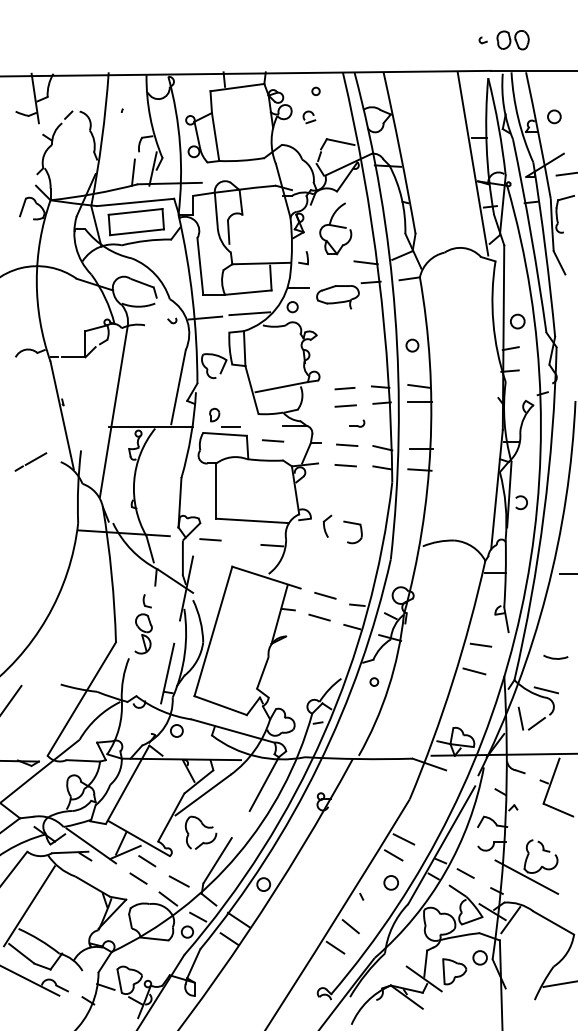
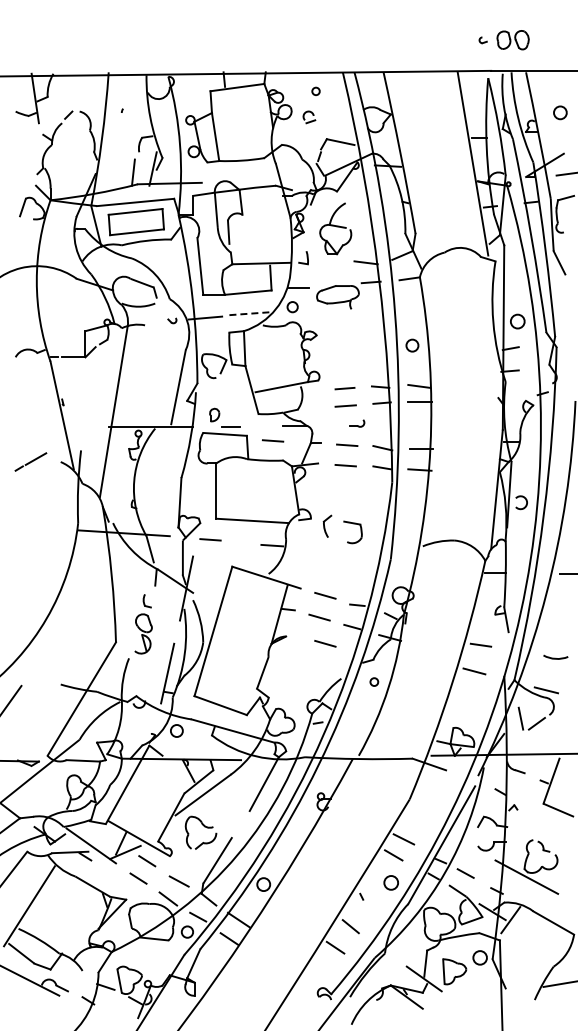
circle position: (554, 116) -> (560, 112) (560, 112)
line: solid -> dashed (250, 313)
line: none -> present (325, 643)
